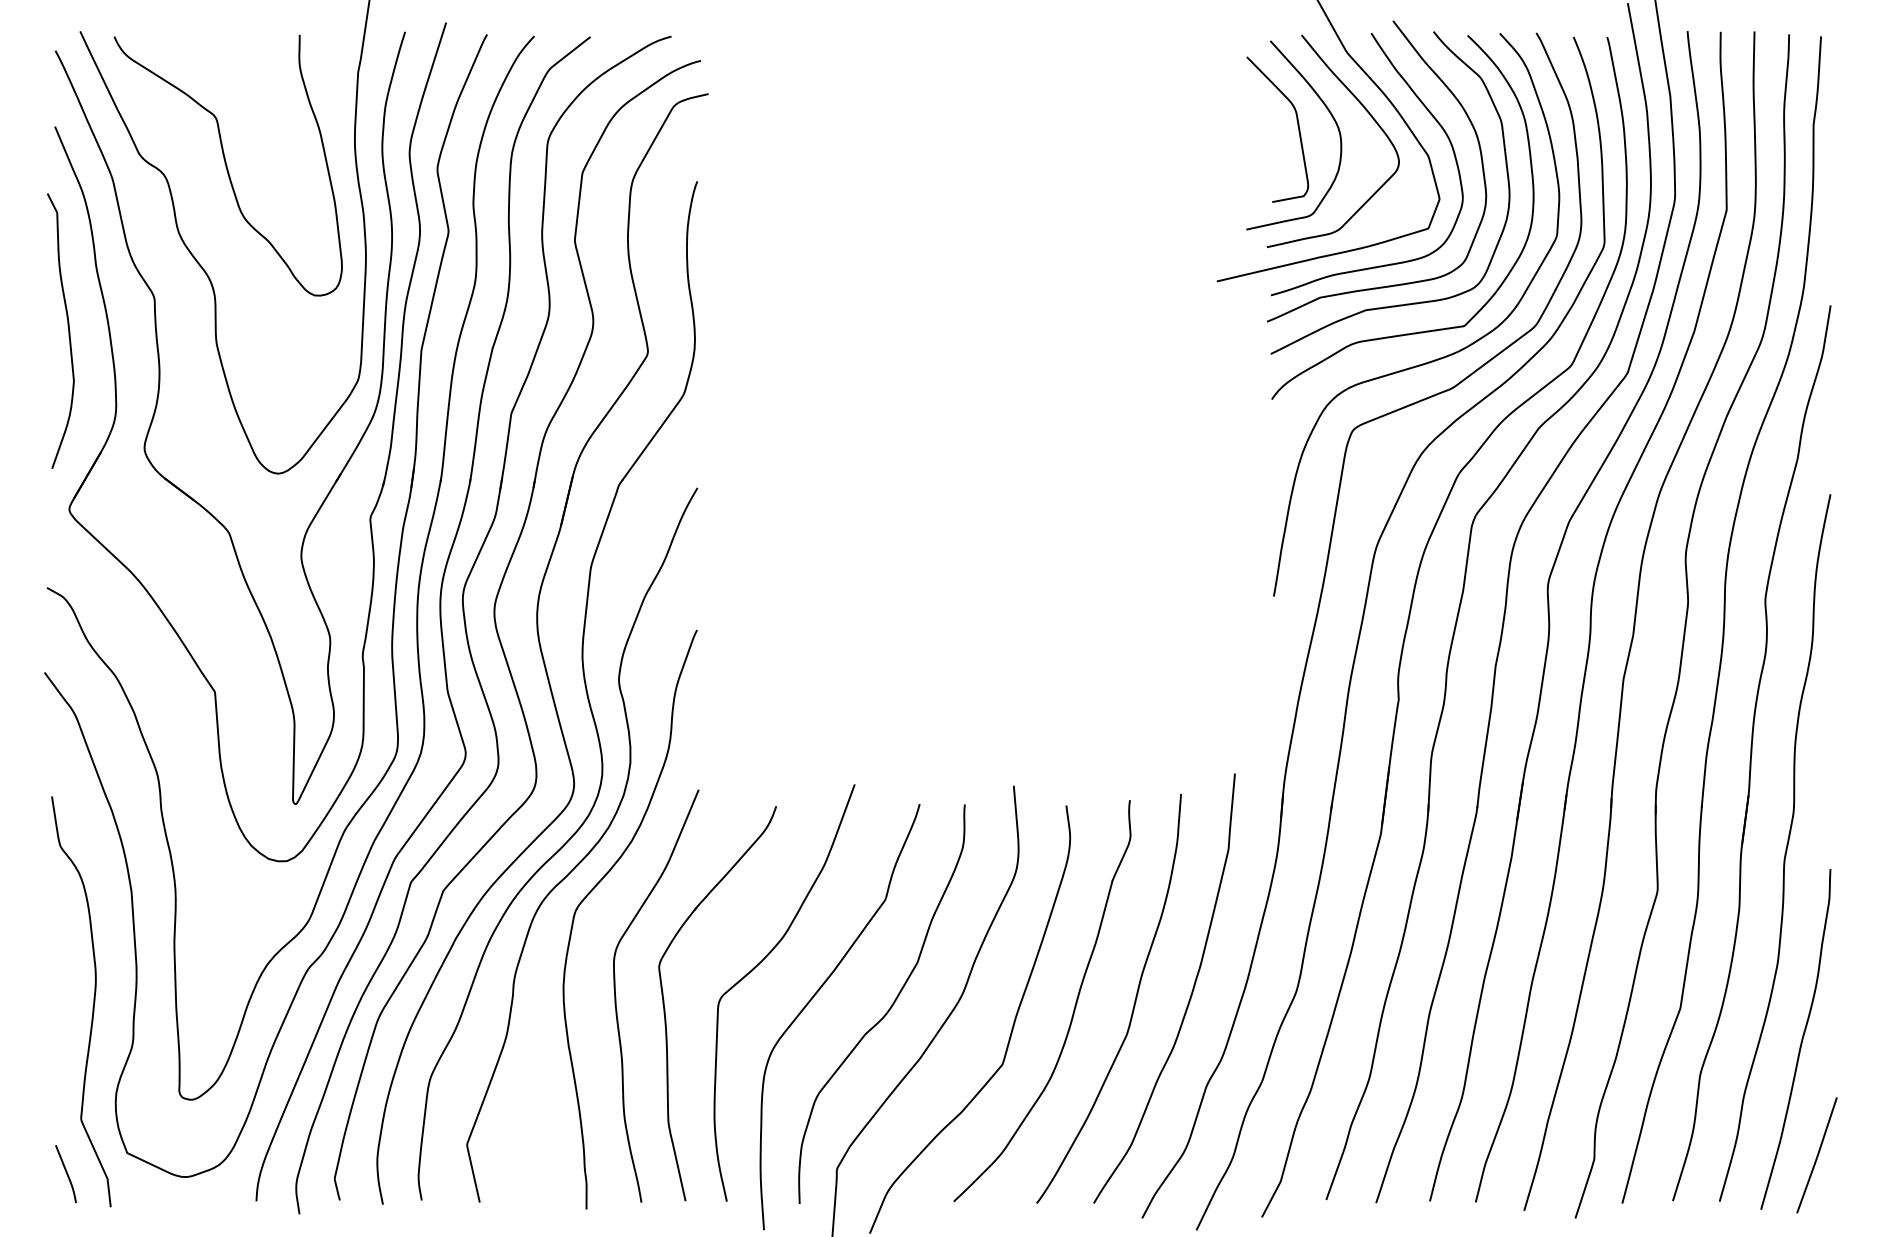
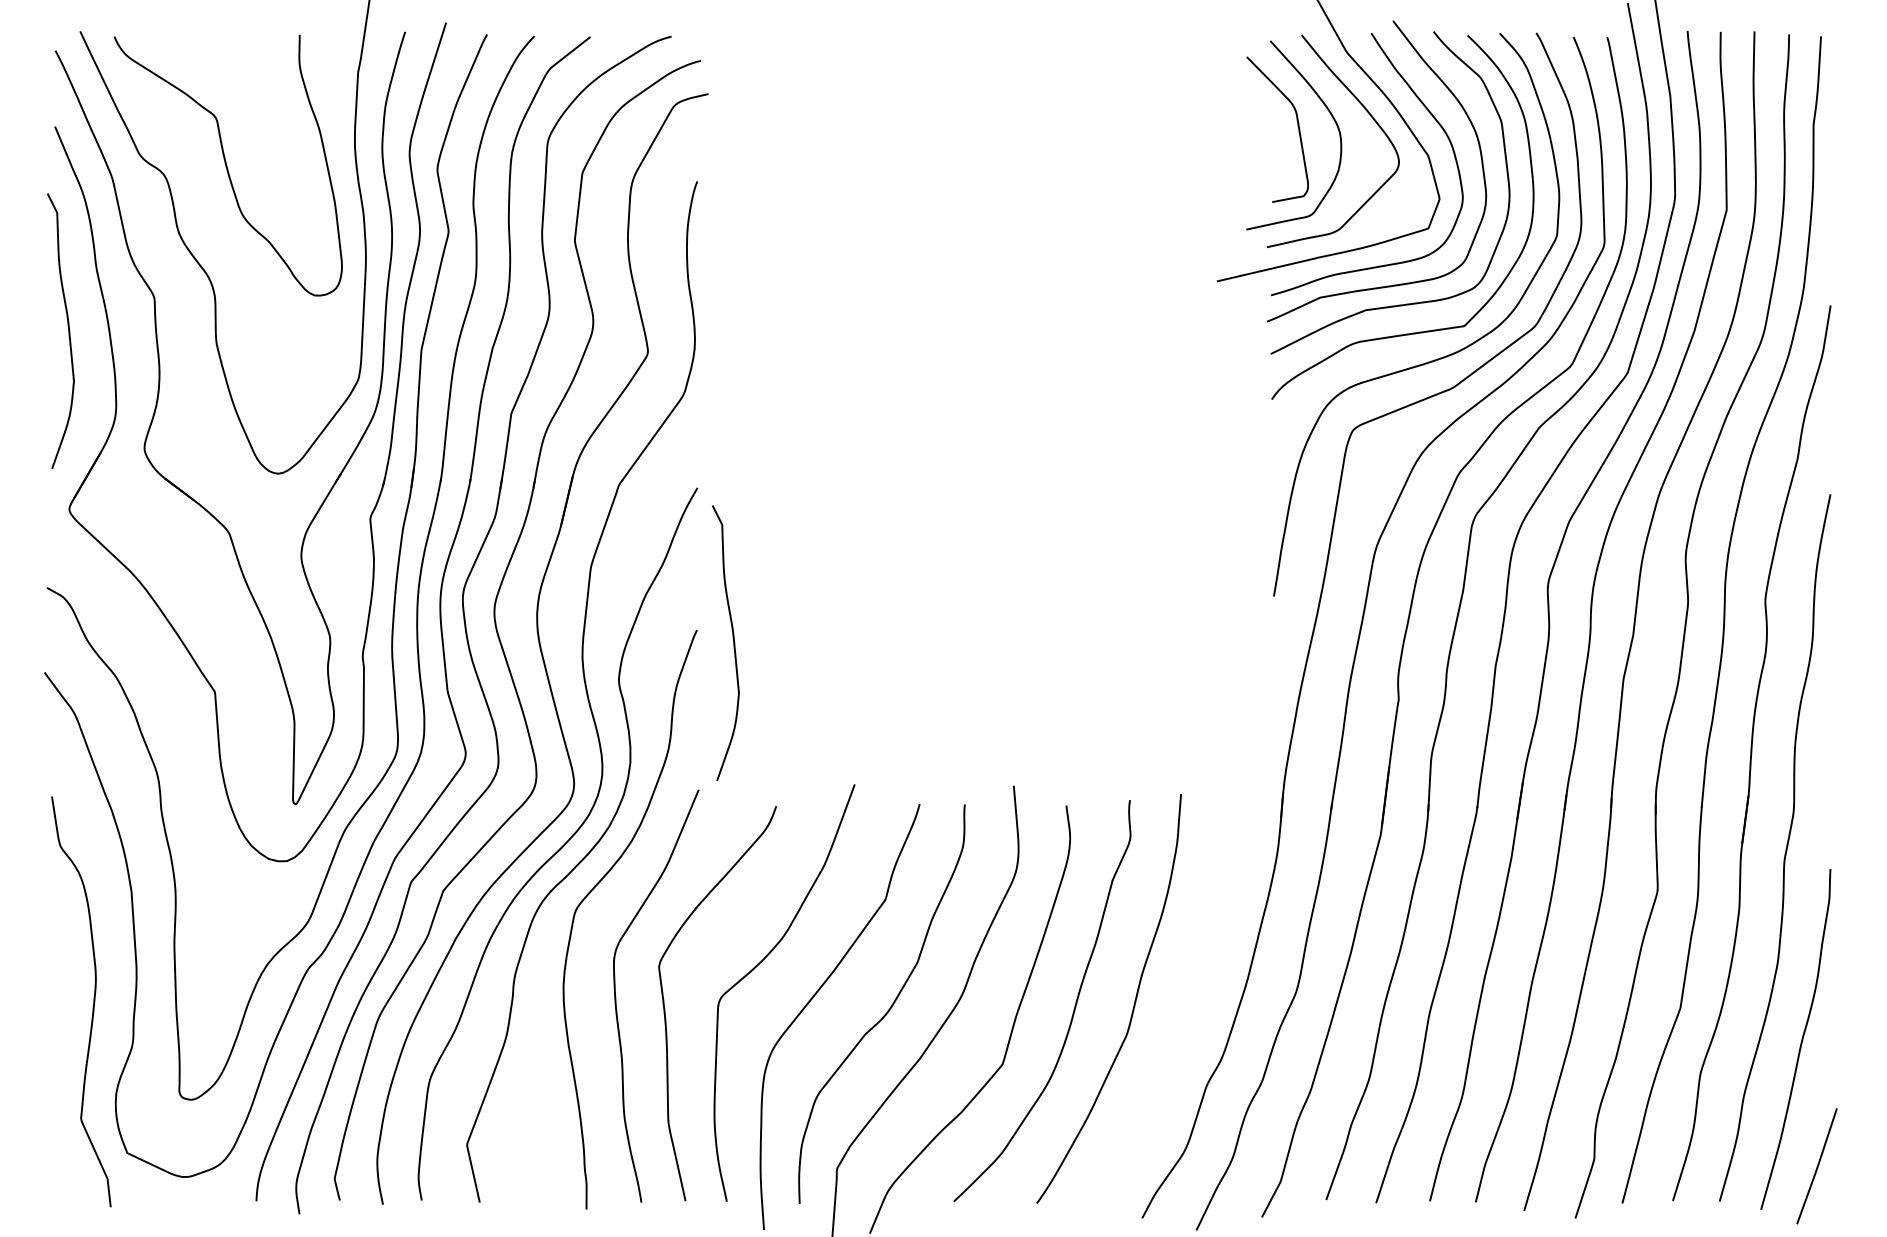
curve: none -> present (733, 642)
curve: present -> none (1189, 997)
line position: (1816, 1155) -> (1816, 1166) (1816, 1166)
curve: present -> none (66, 1174)
